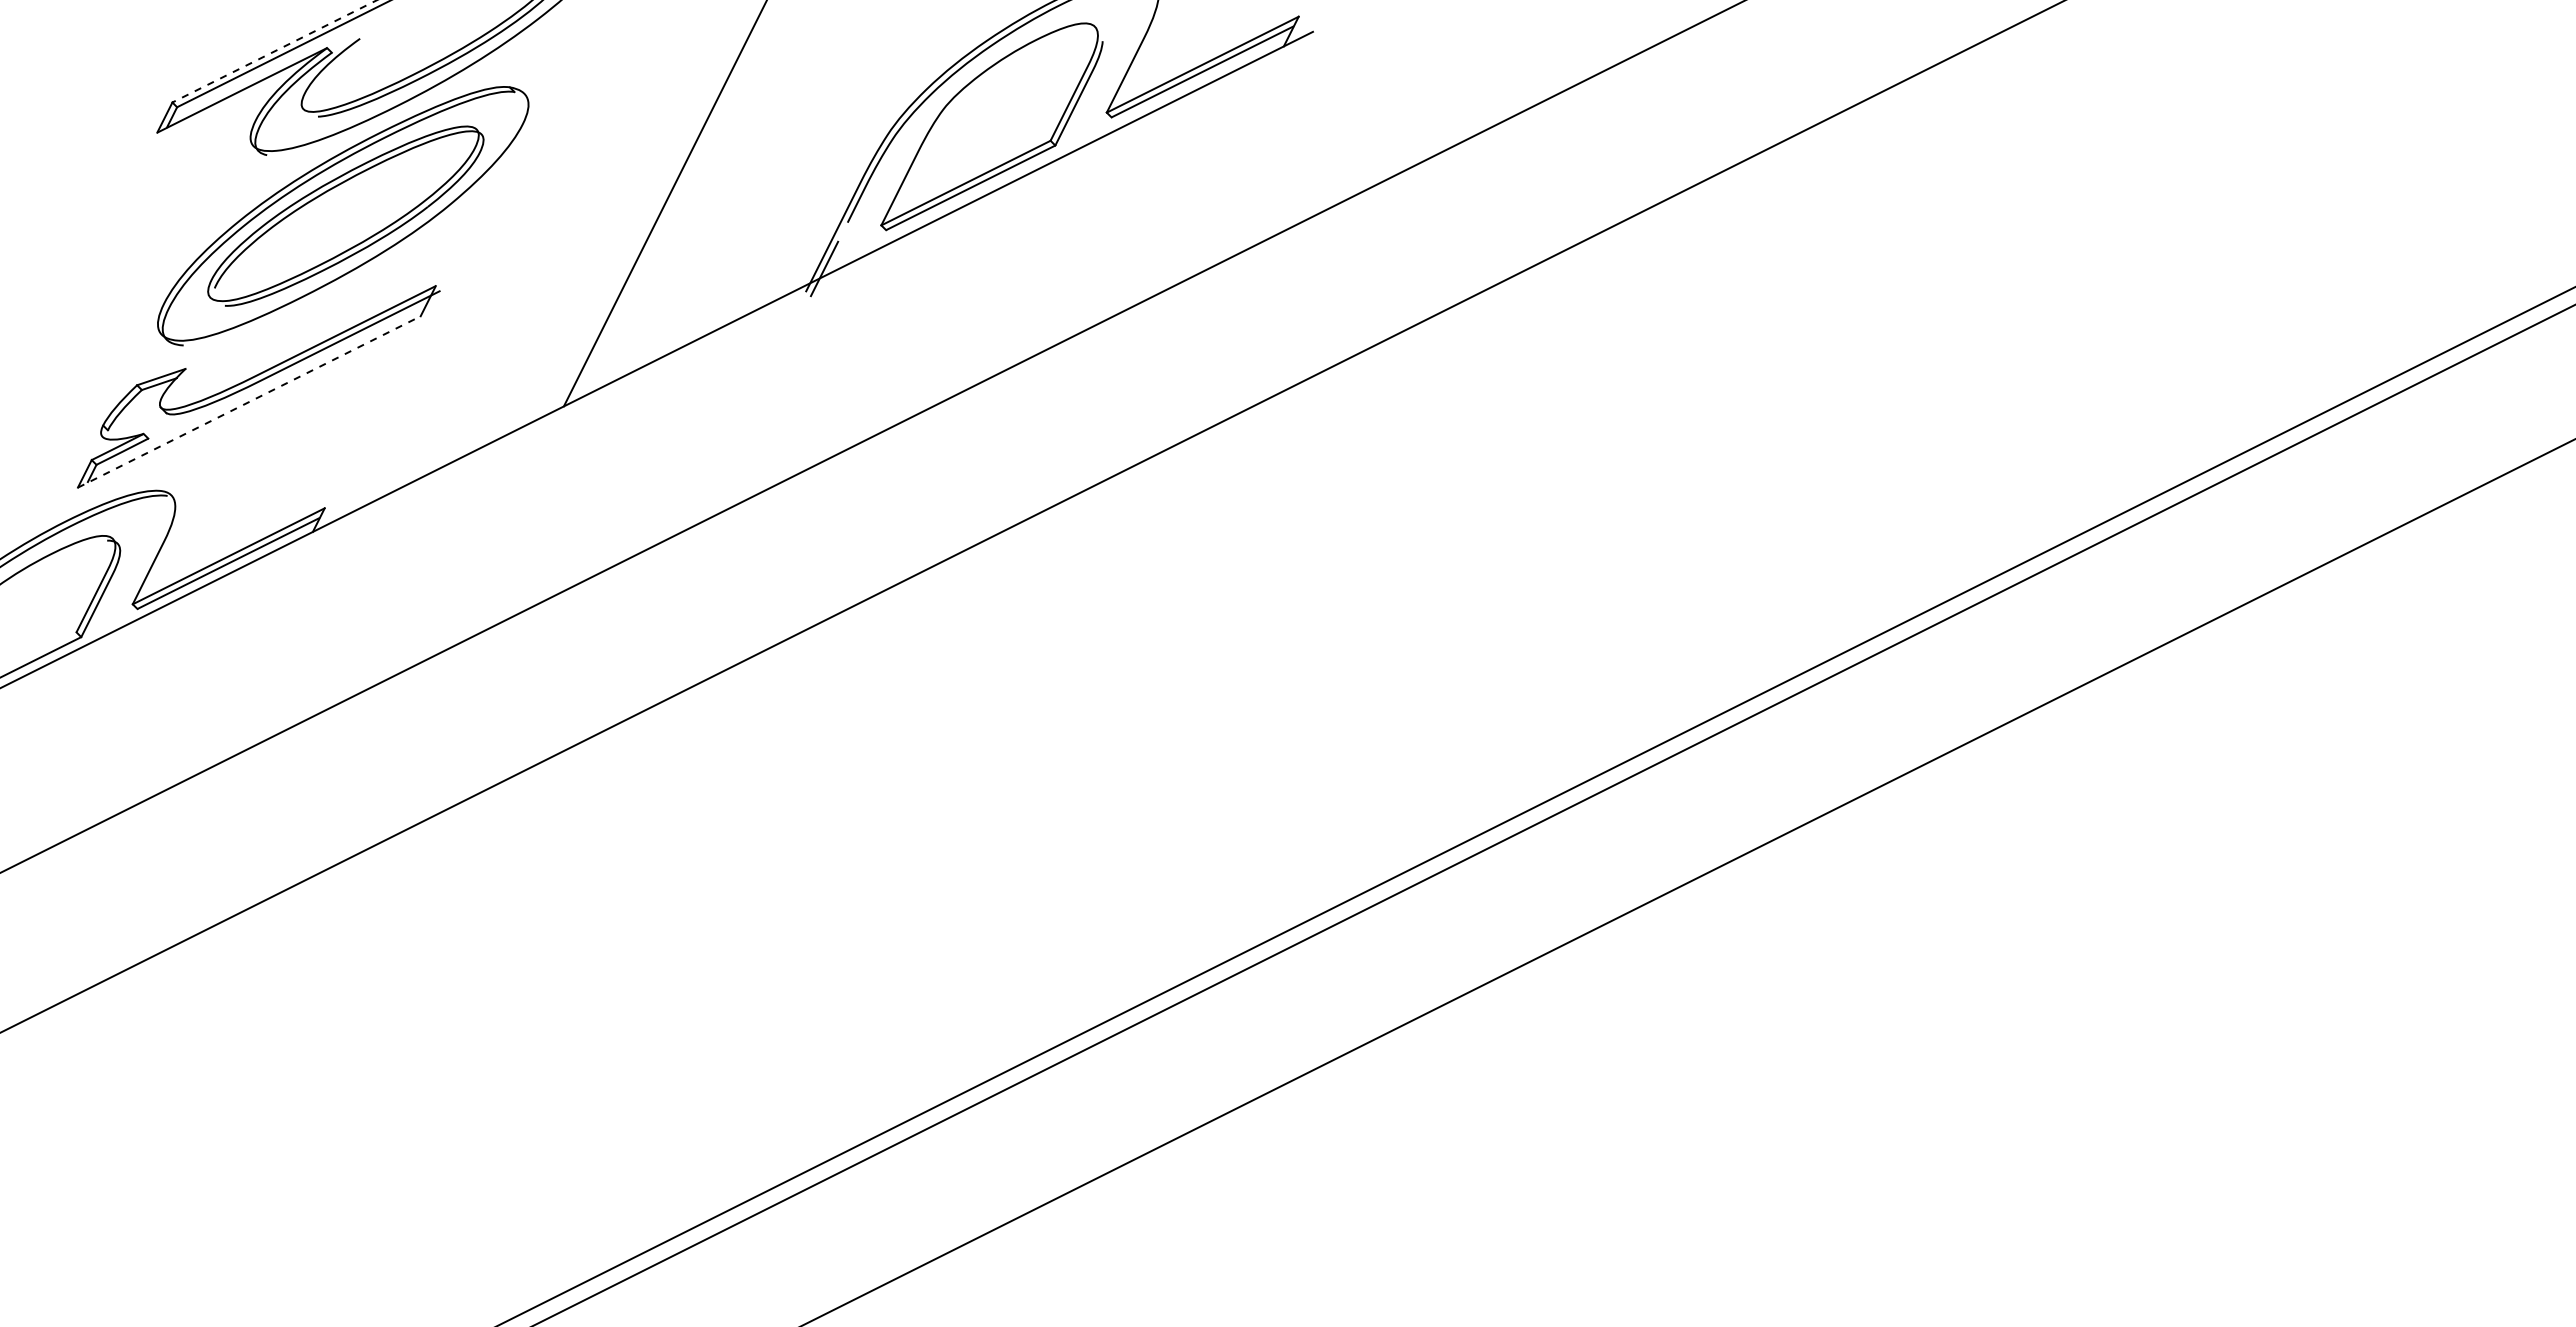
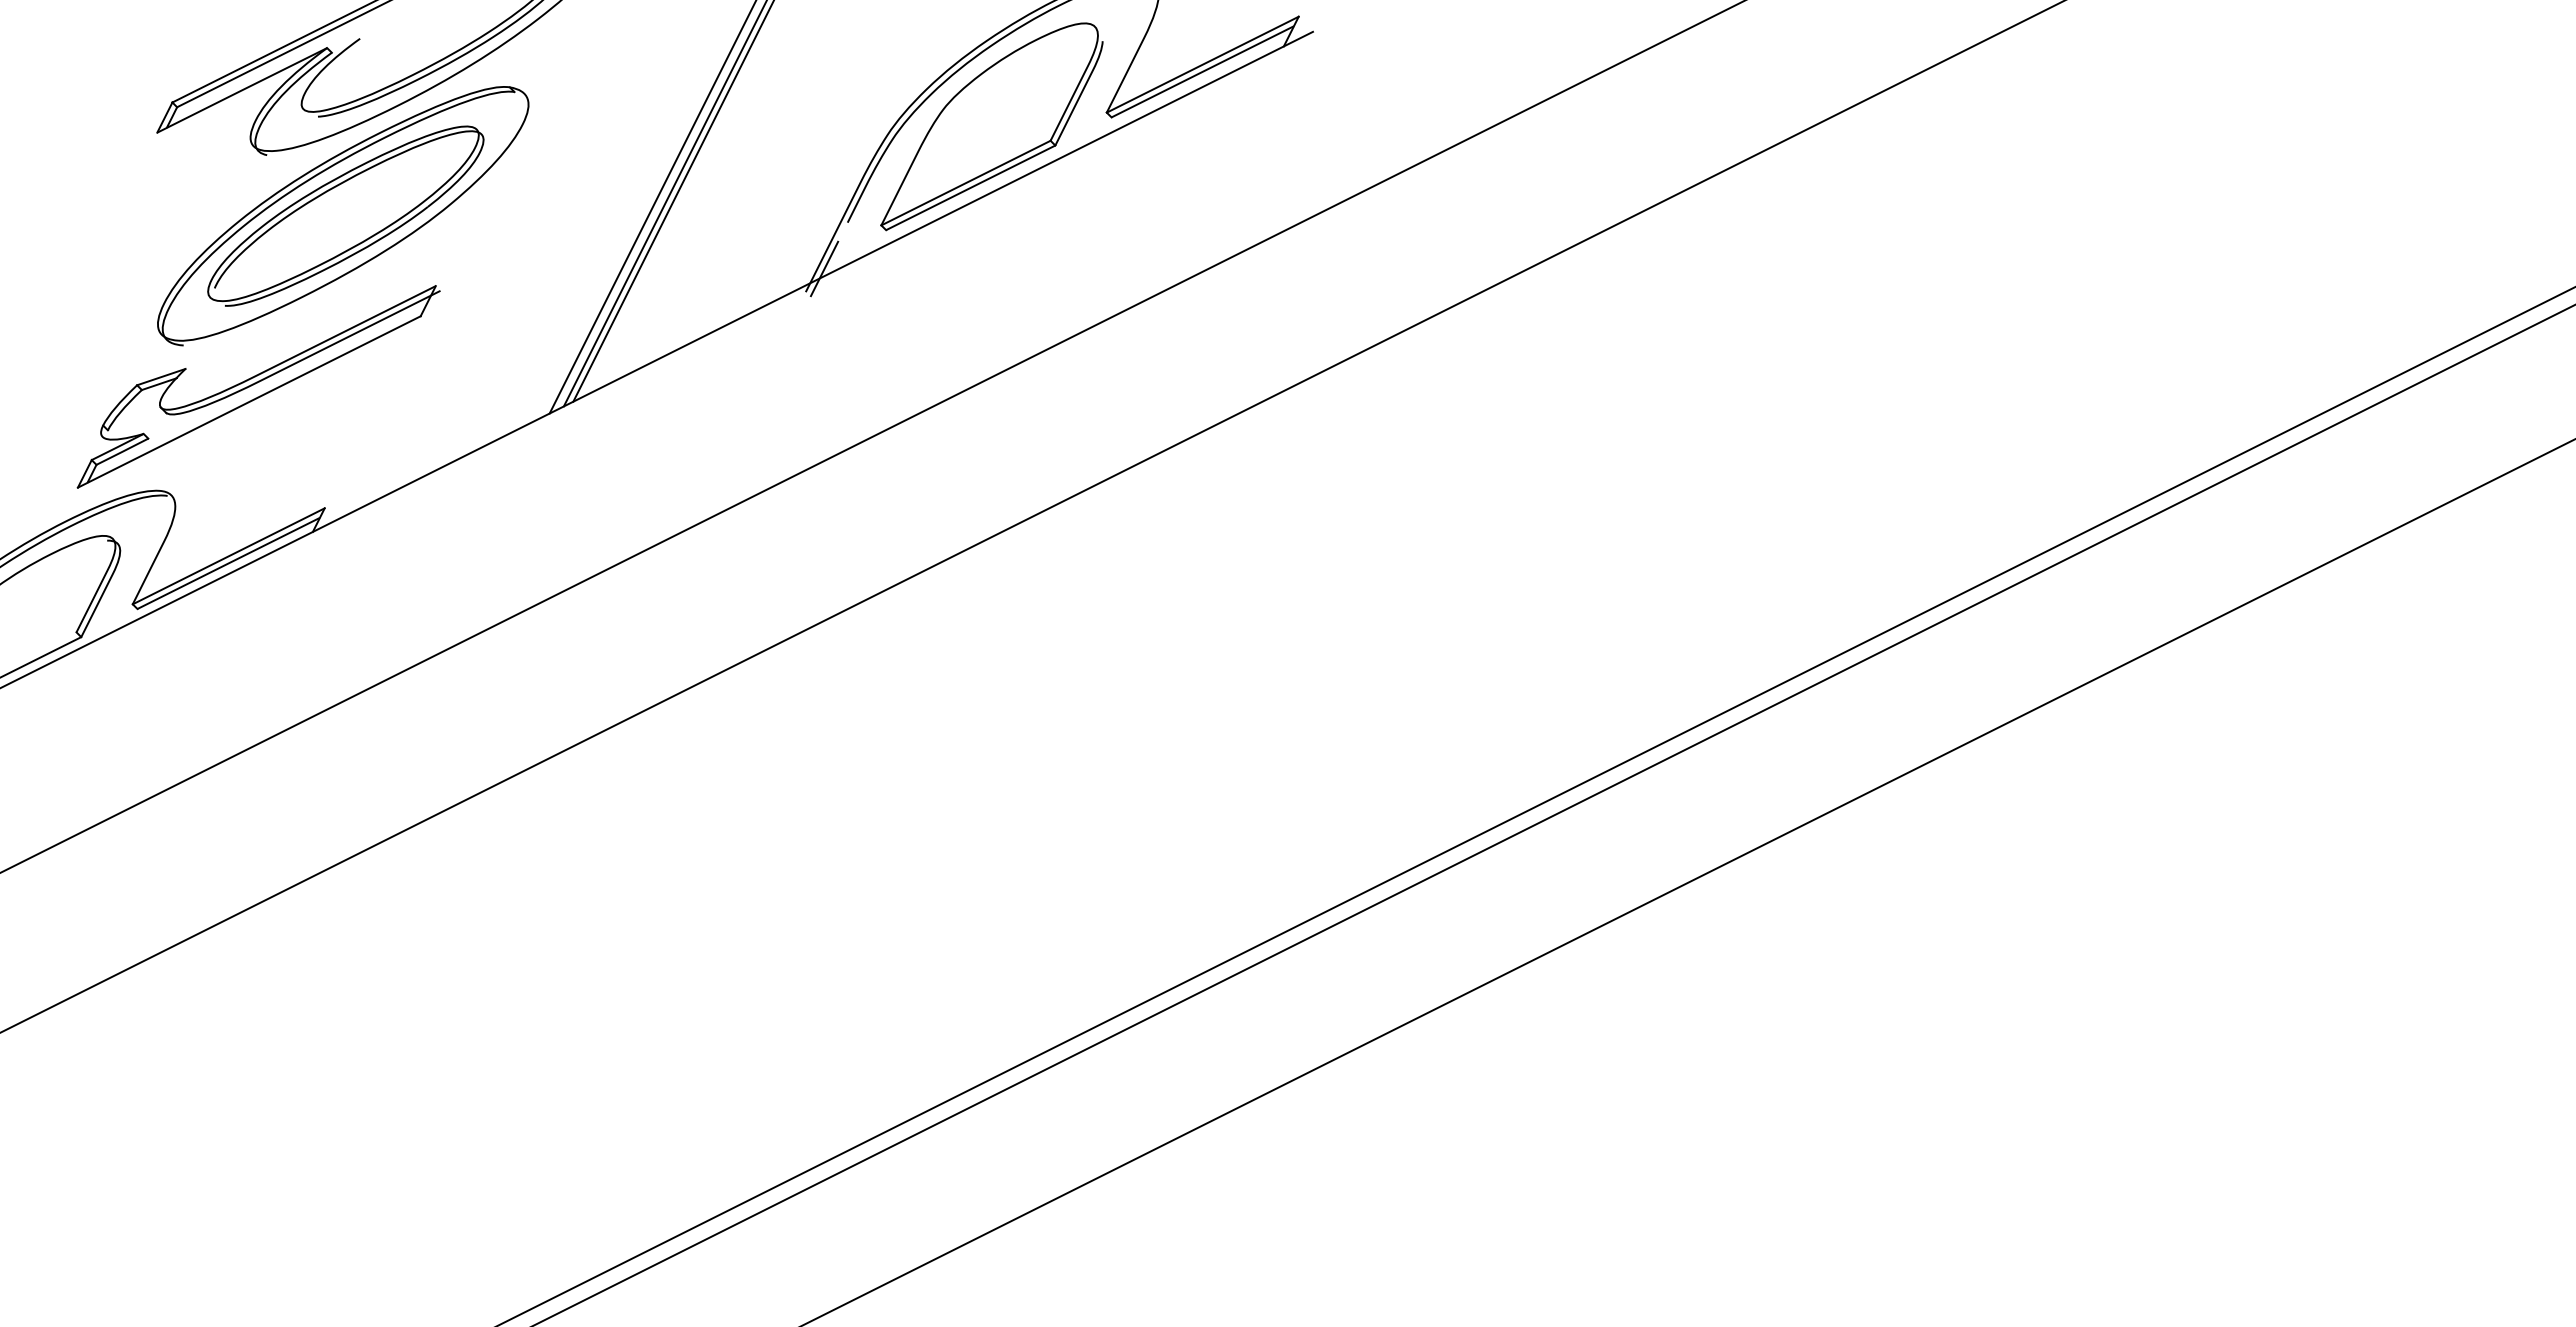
line: dashed -> solid (274, 51)
line: none -> present (672, 201)
line: none -> present (652, 207)
line: dashed -> solid (249, 401)
